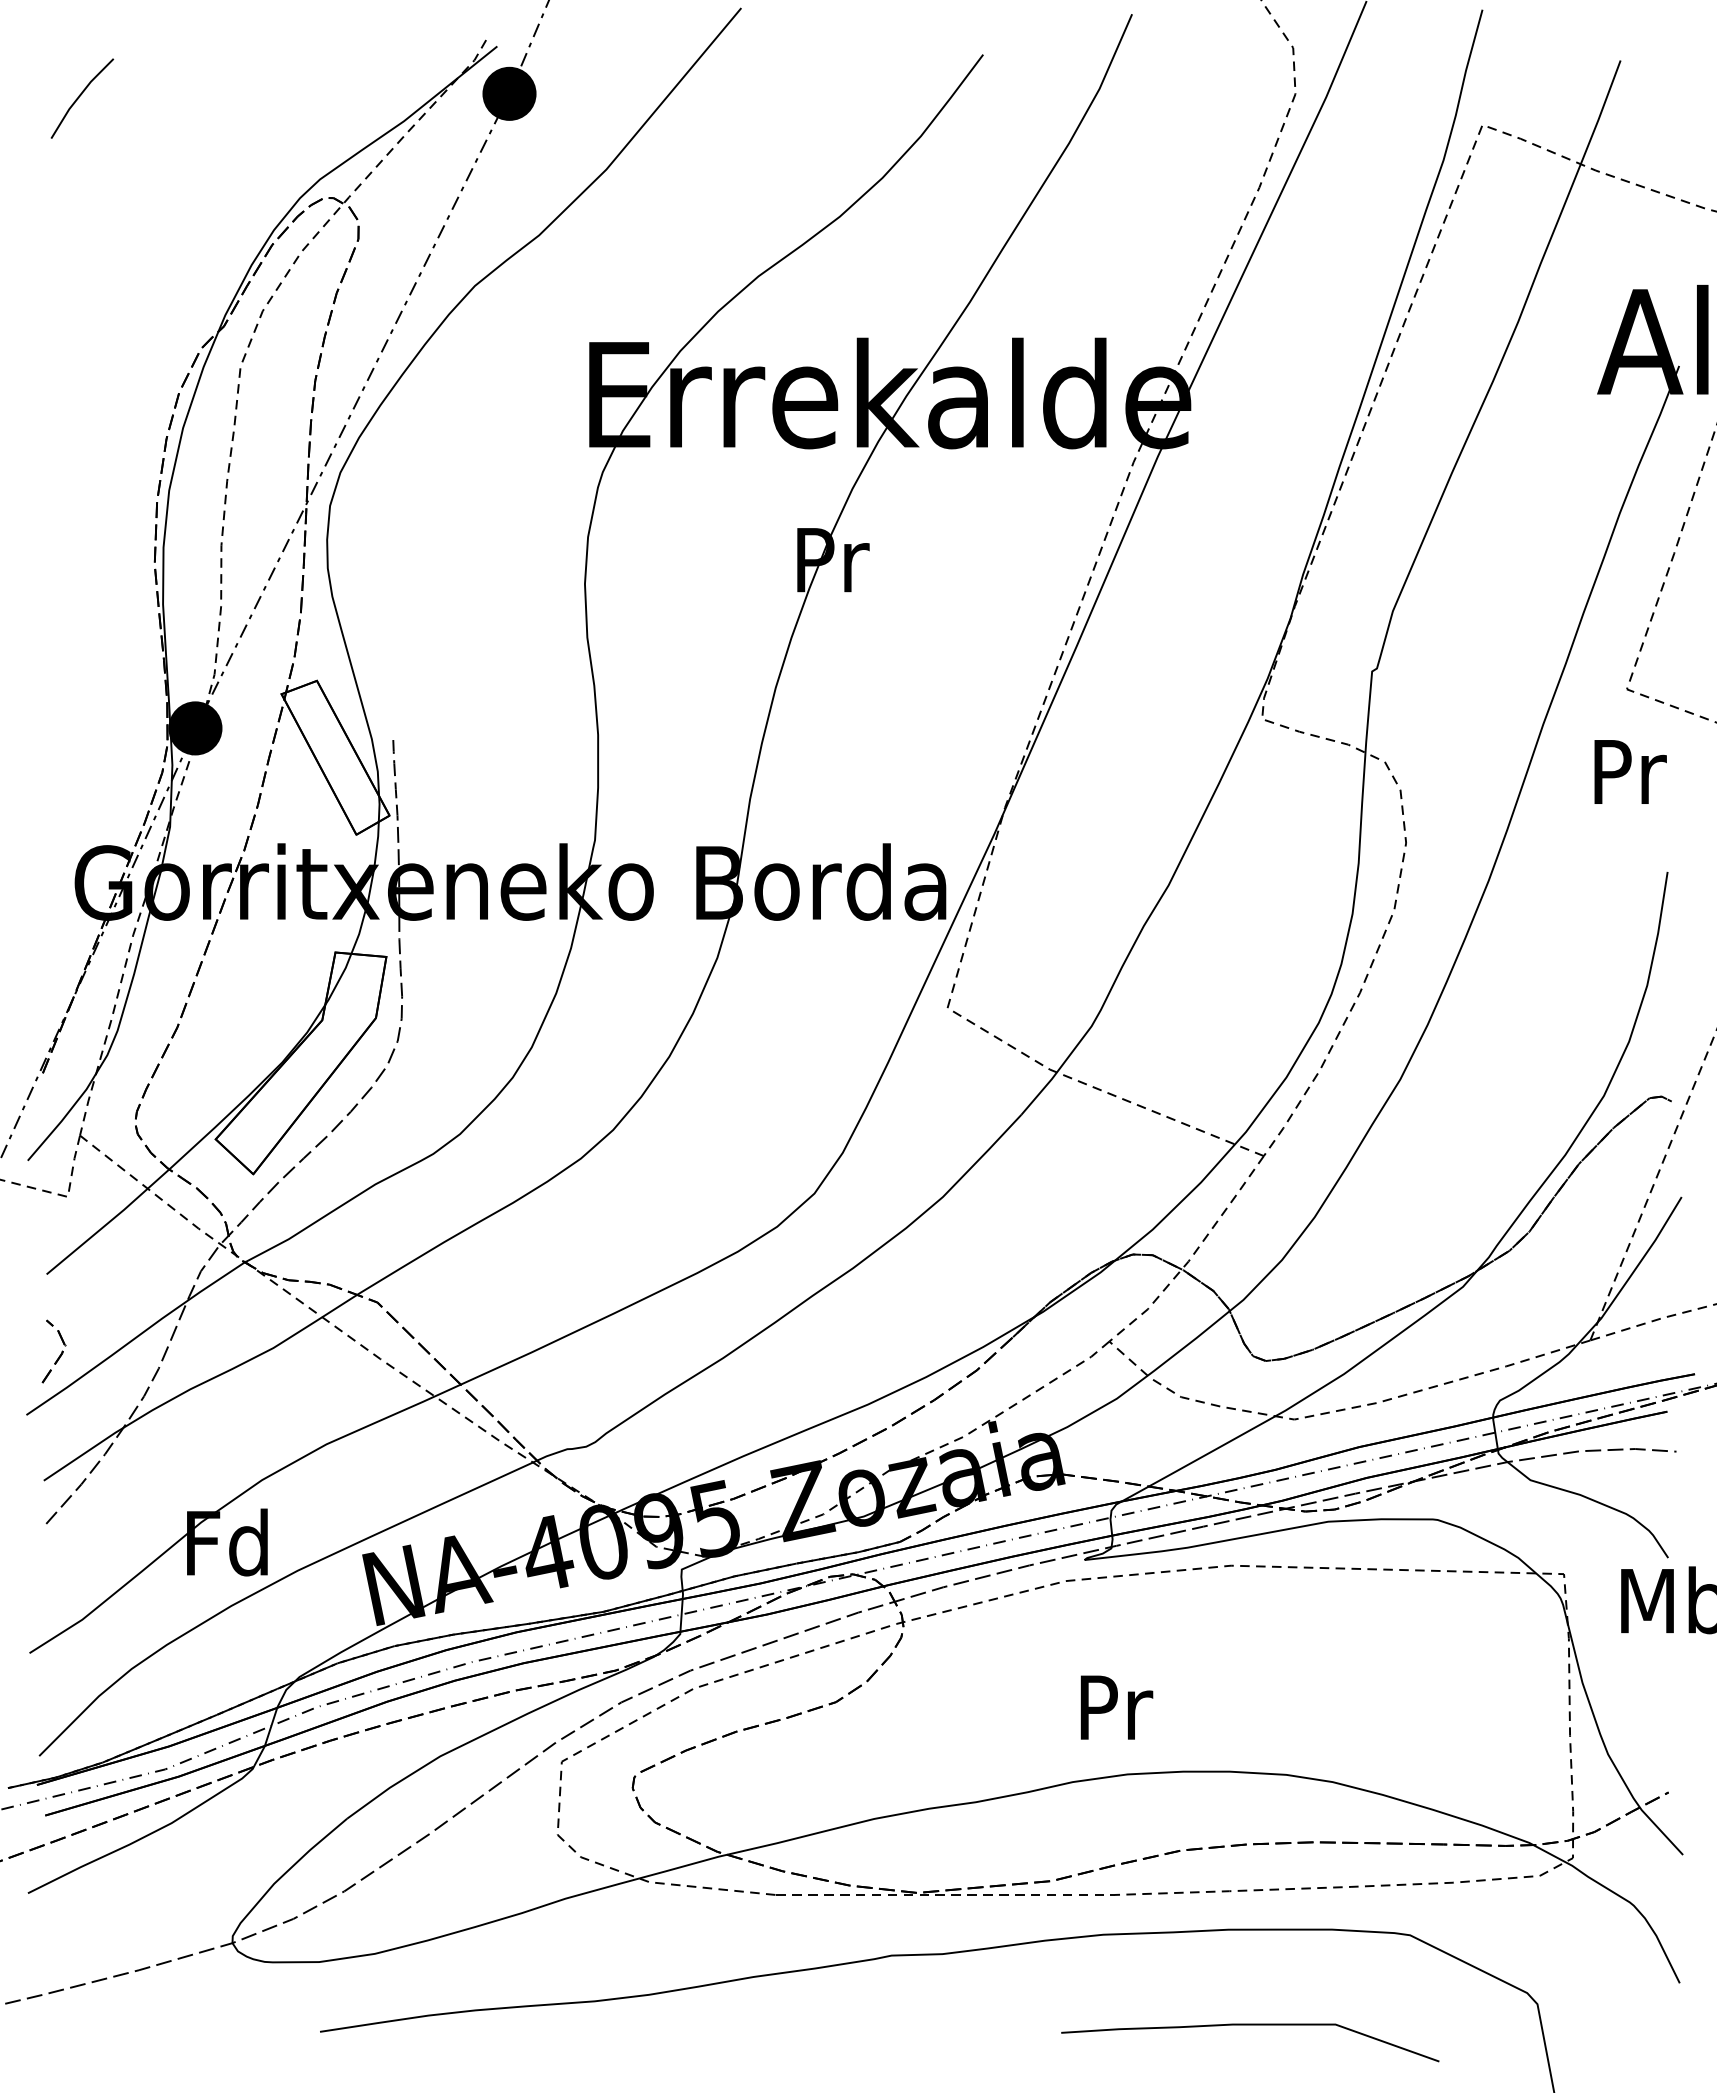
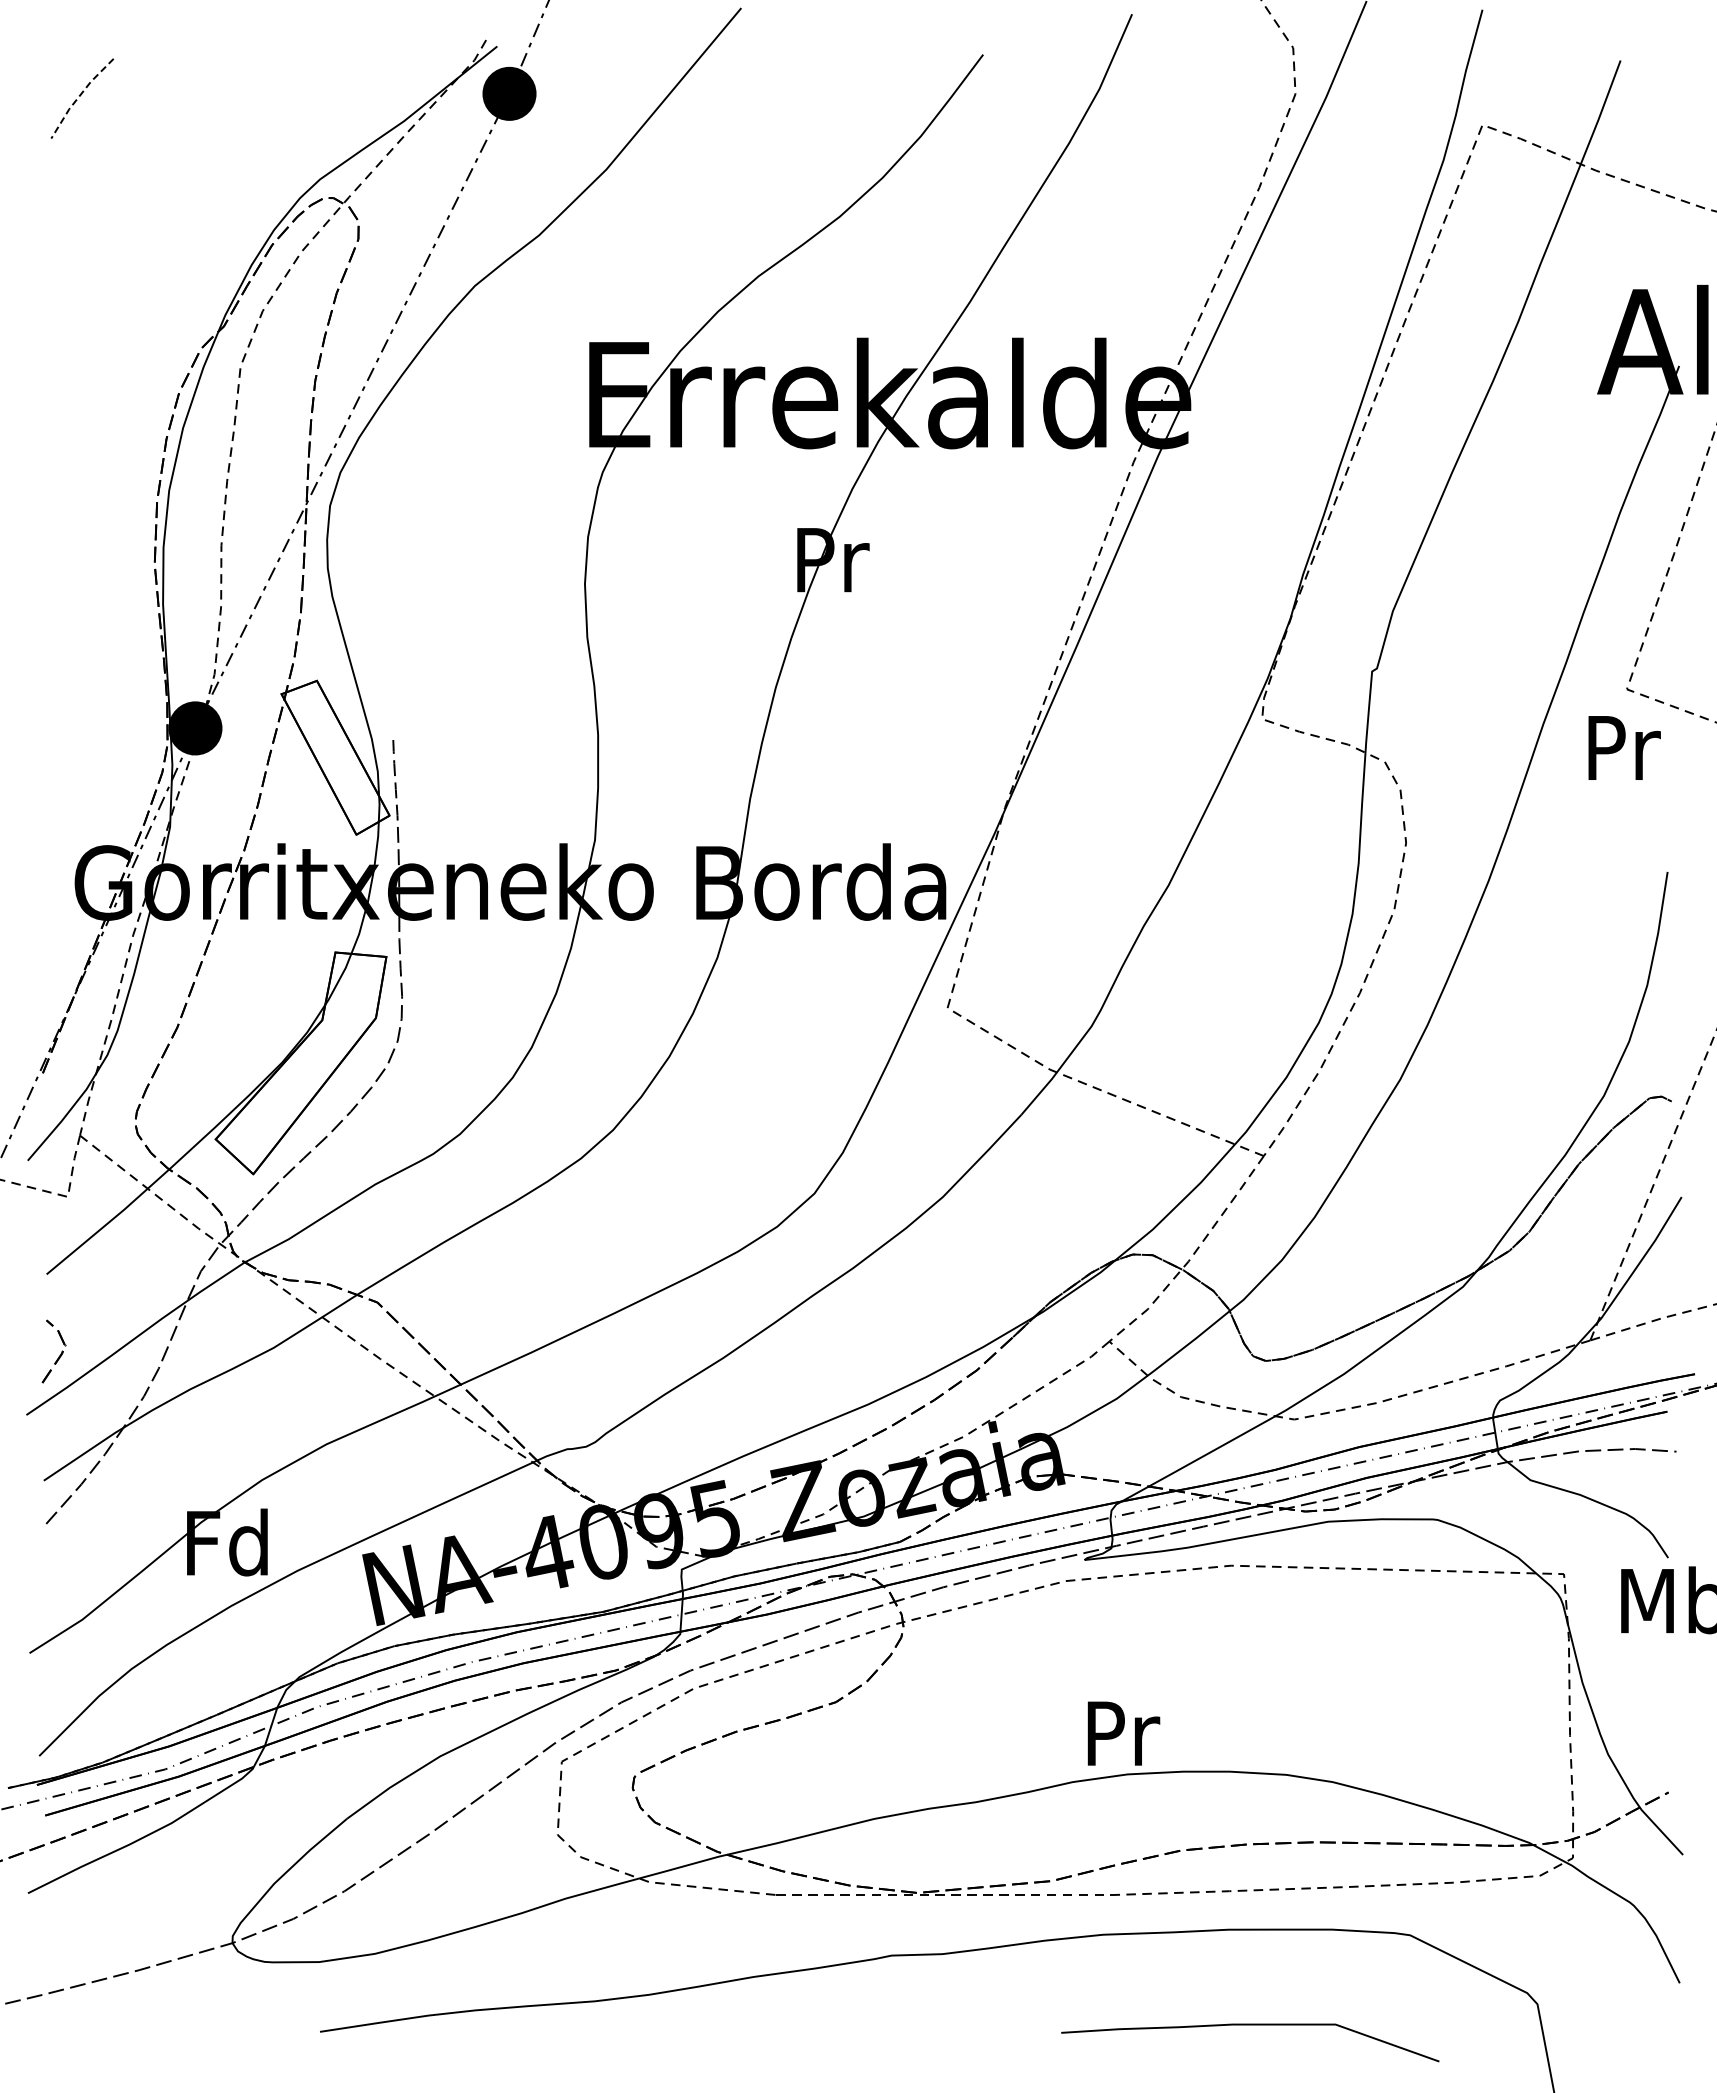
line: solid -> dashed (79, 96)
text position: (1630, 771) -> (1624, 747) (1624, 747)
text position: (1116, 1707) -> (1123, 1733) (1123, 1733)
